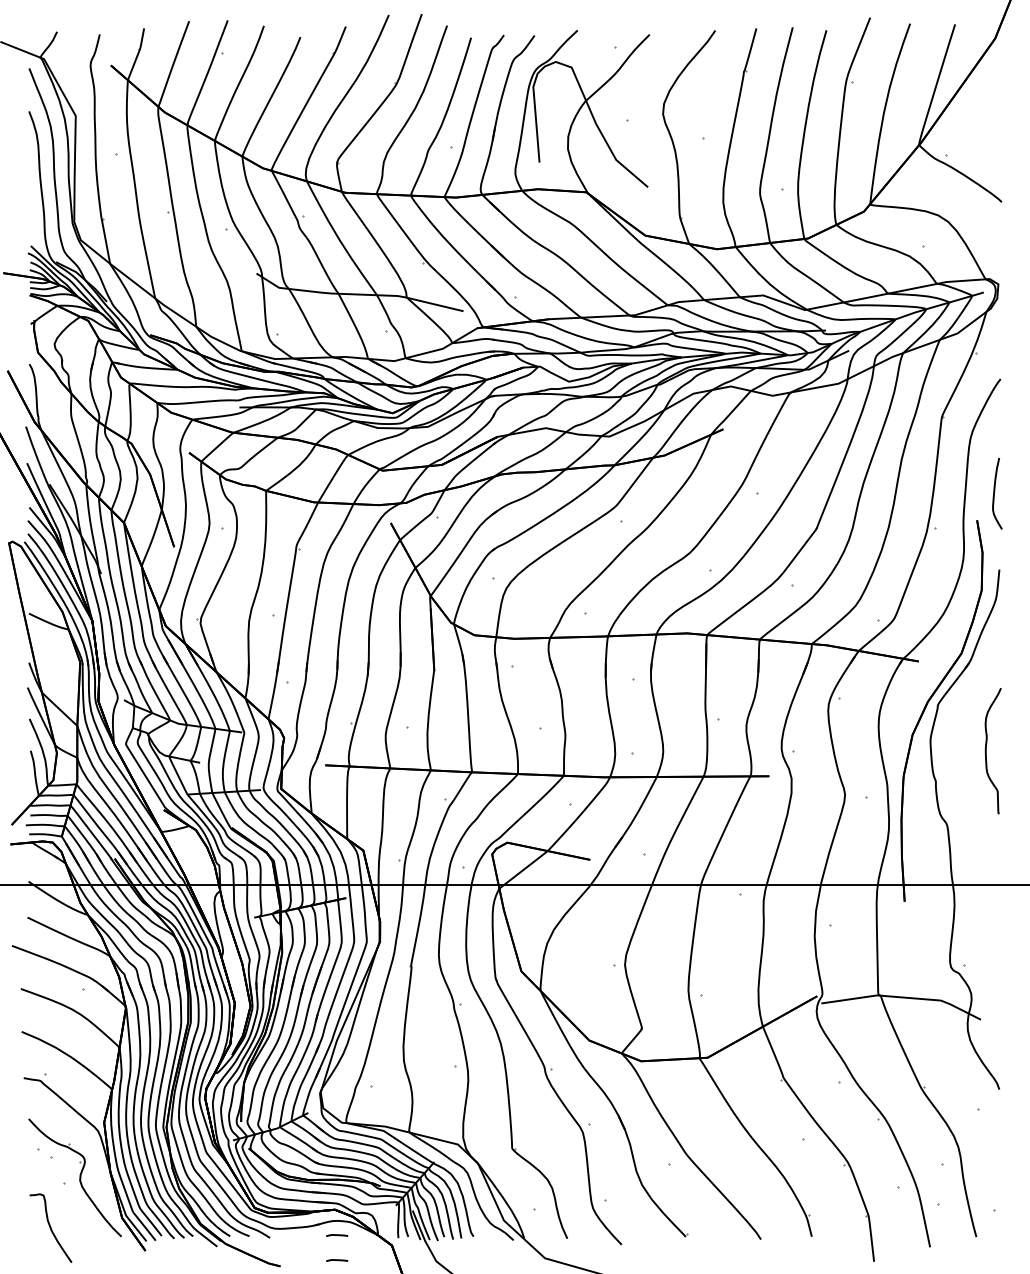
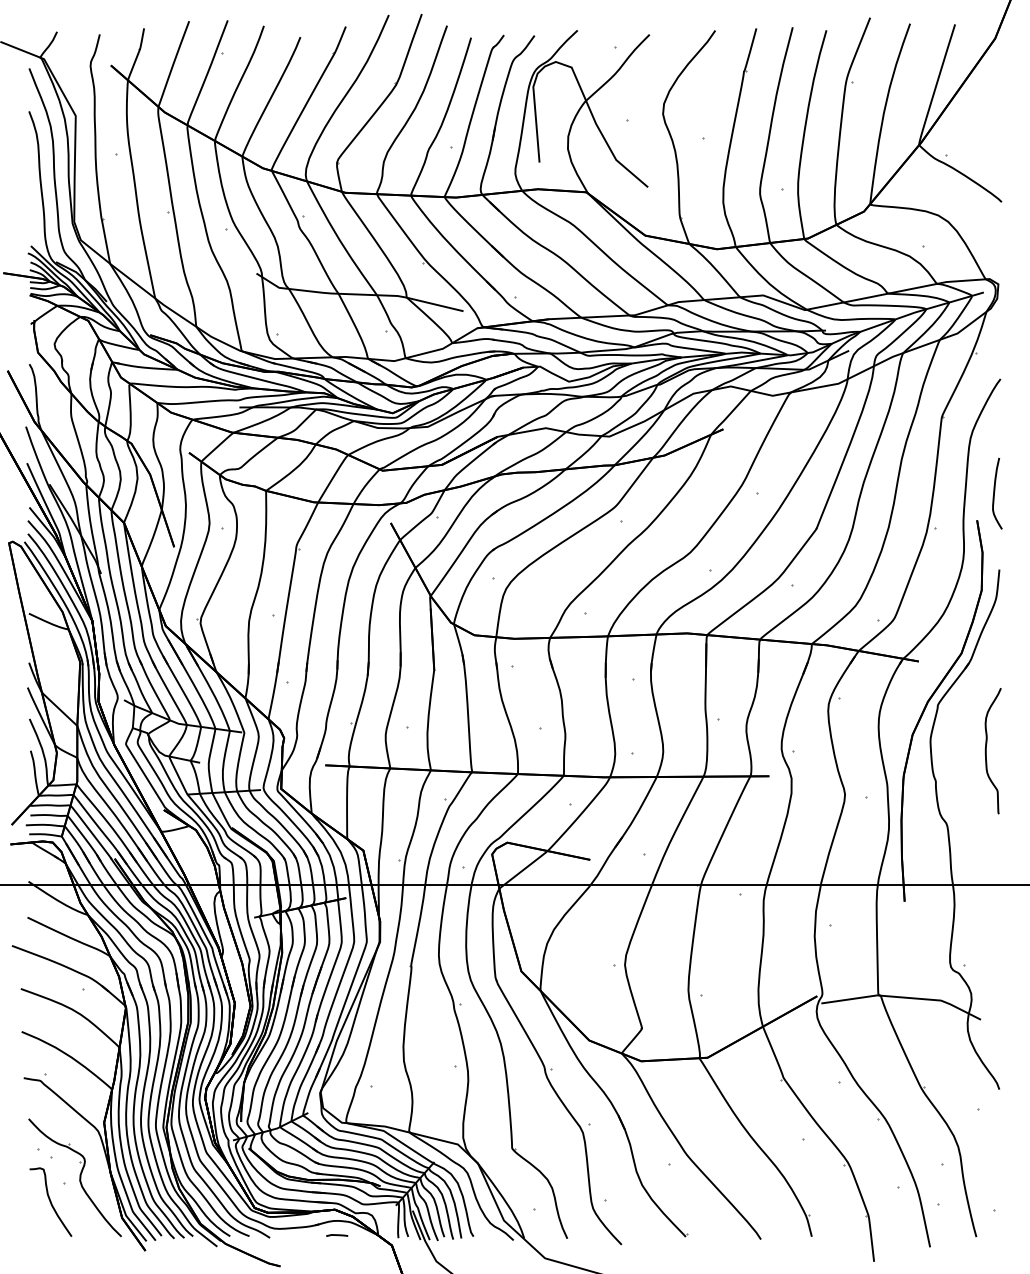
curve position: (50, 1227) -> (50, 1201) (50, 1201)
line: present -> none (337, 1260)
